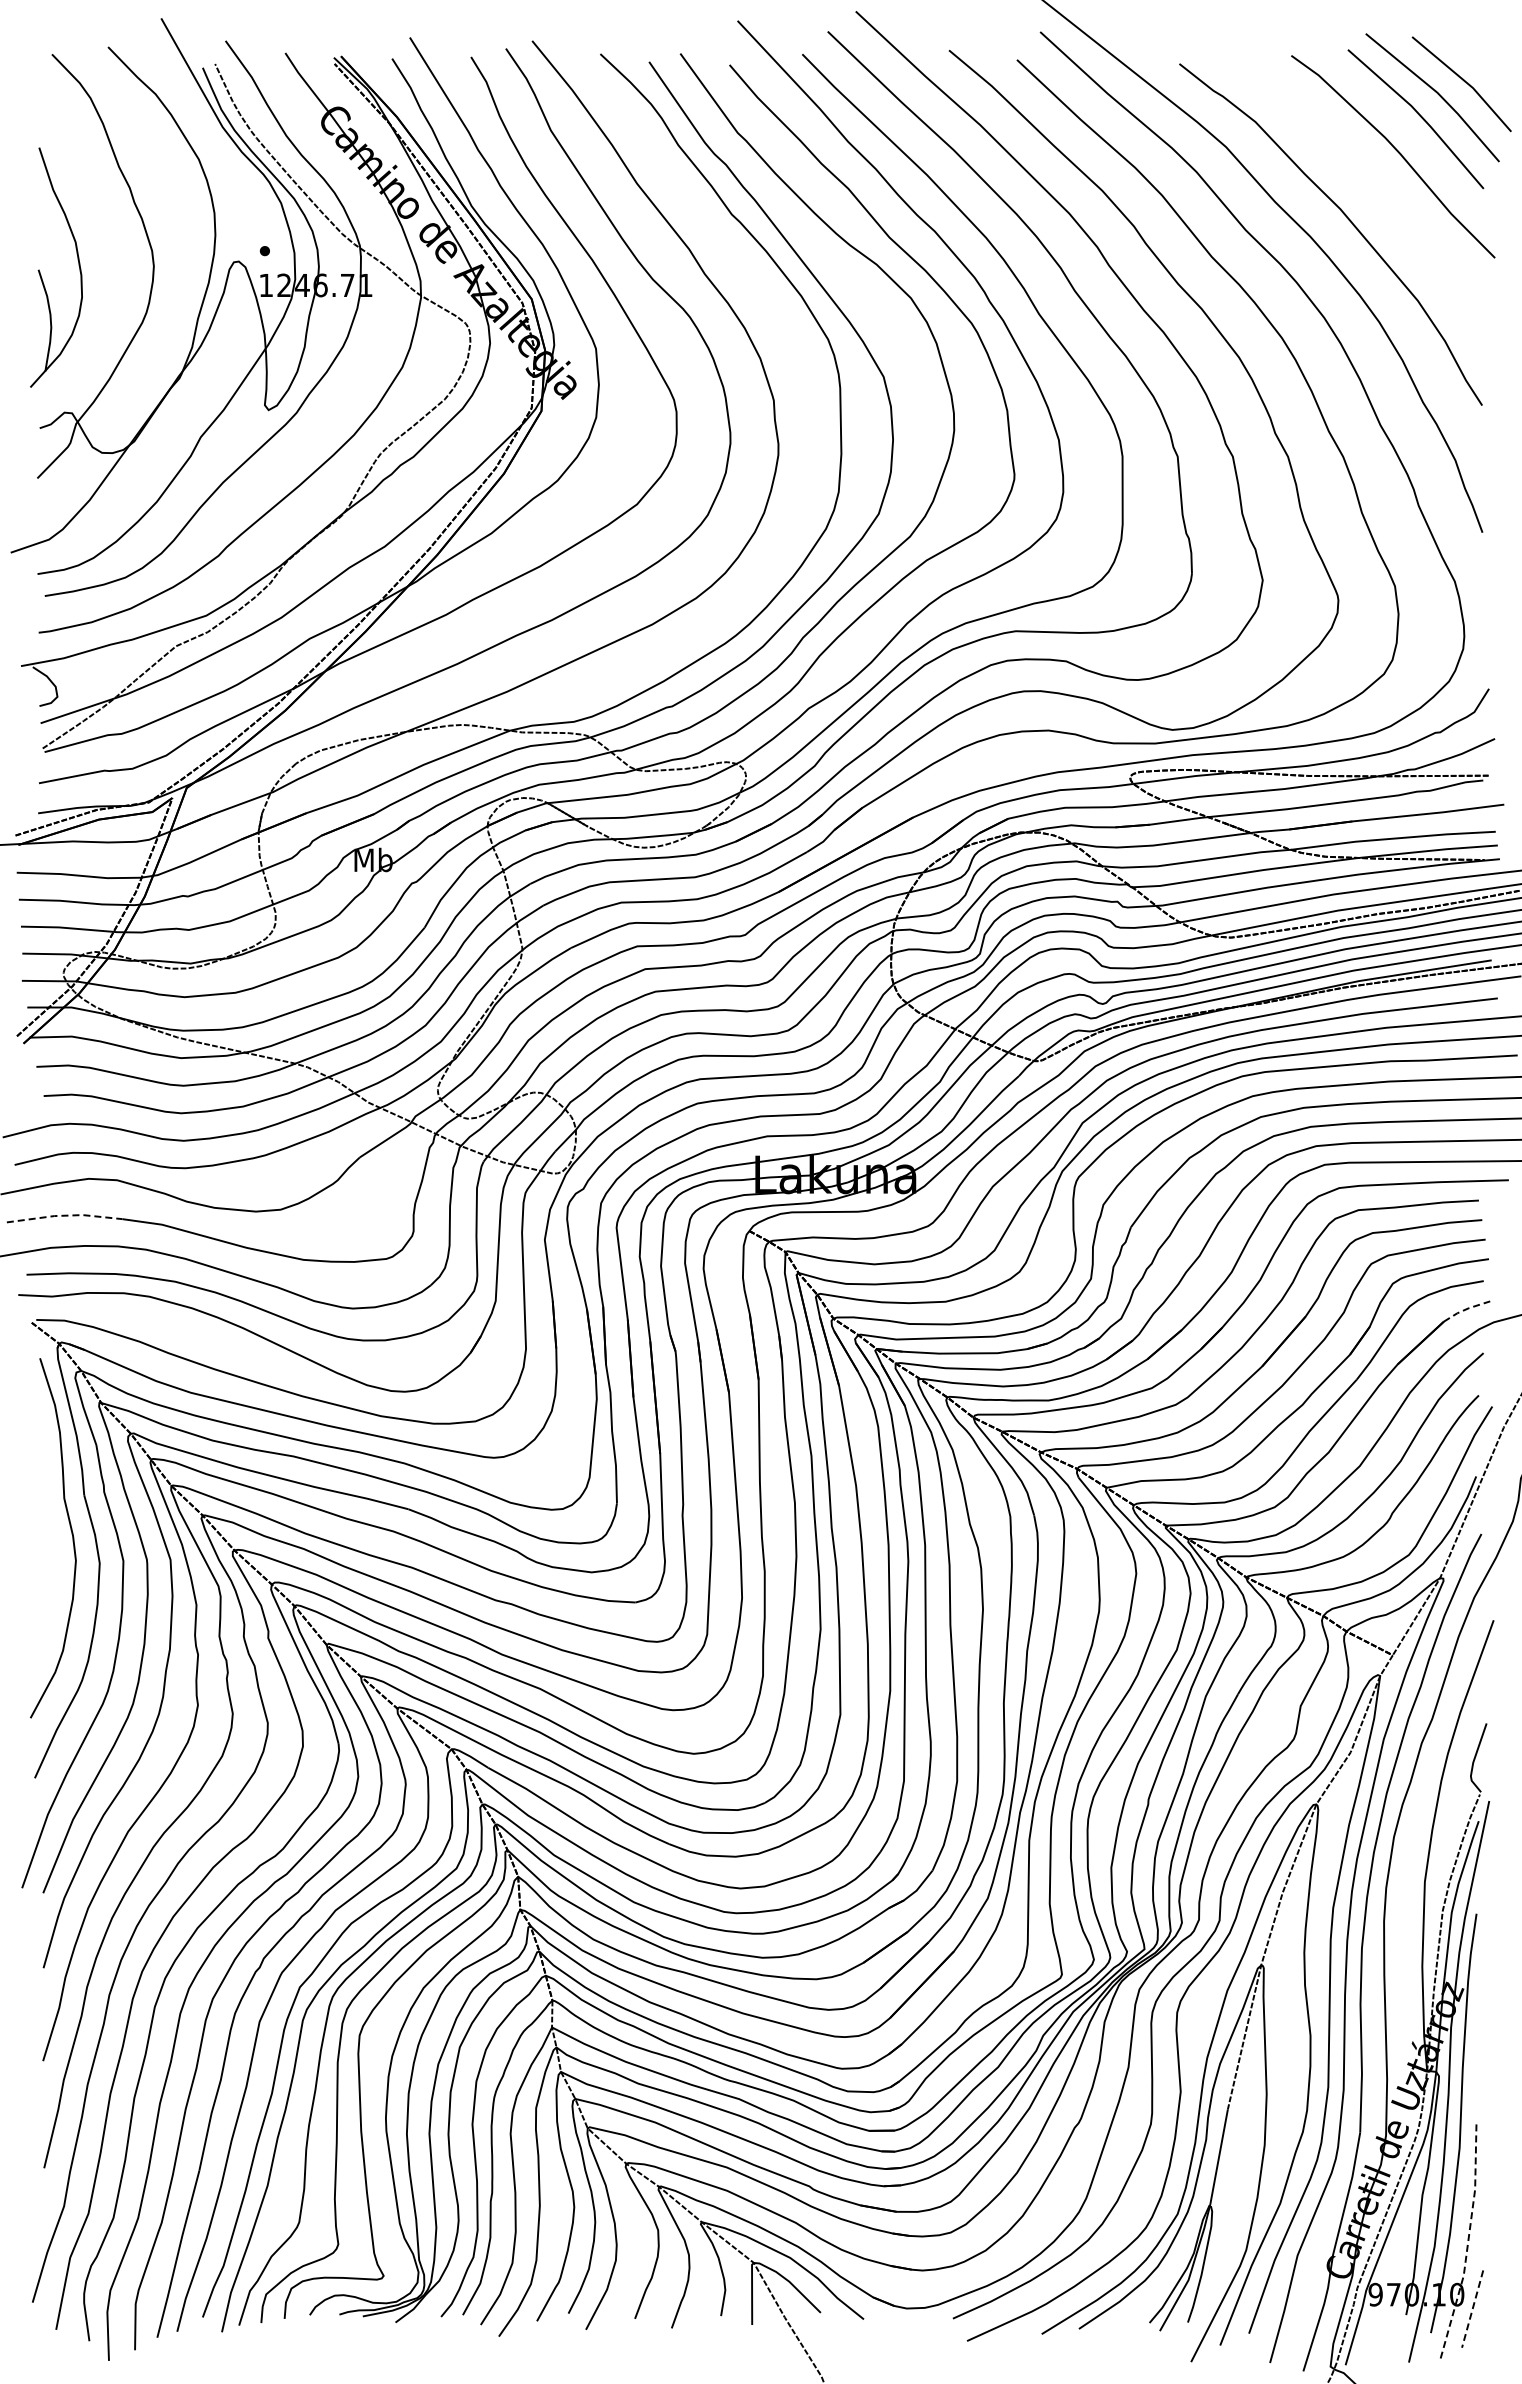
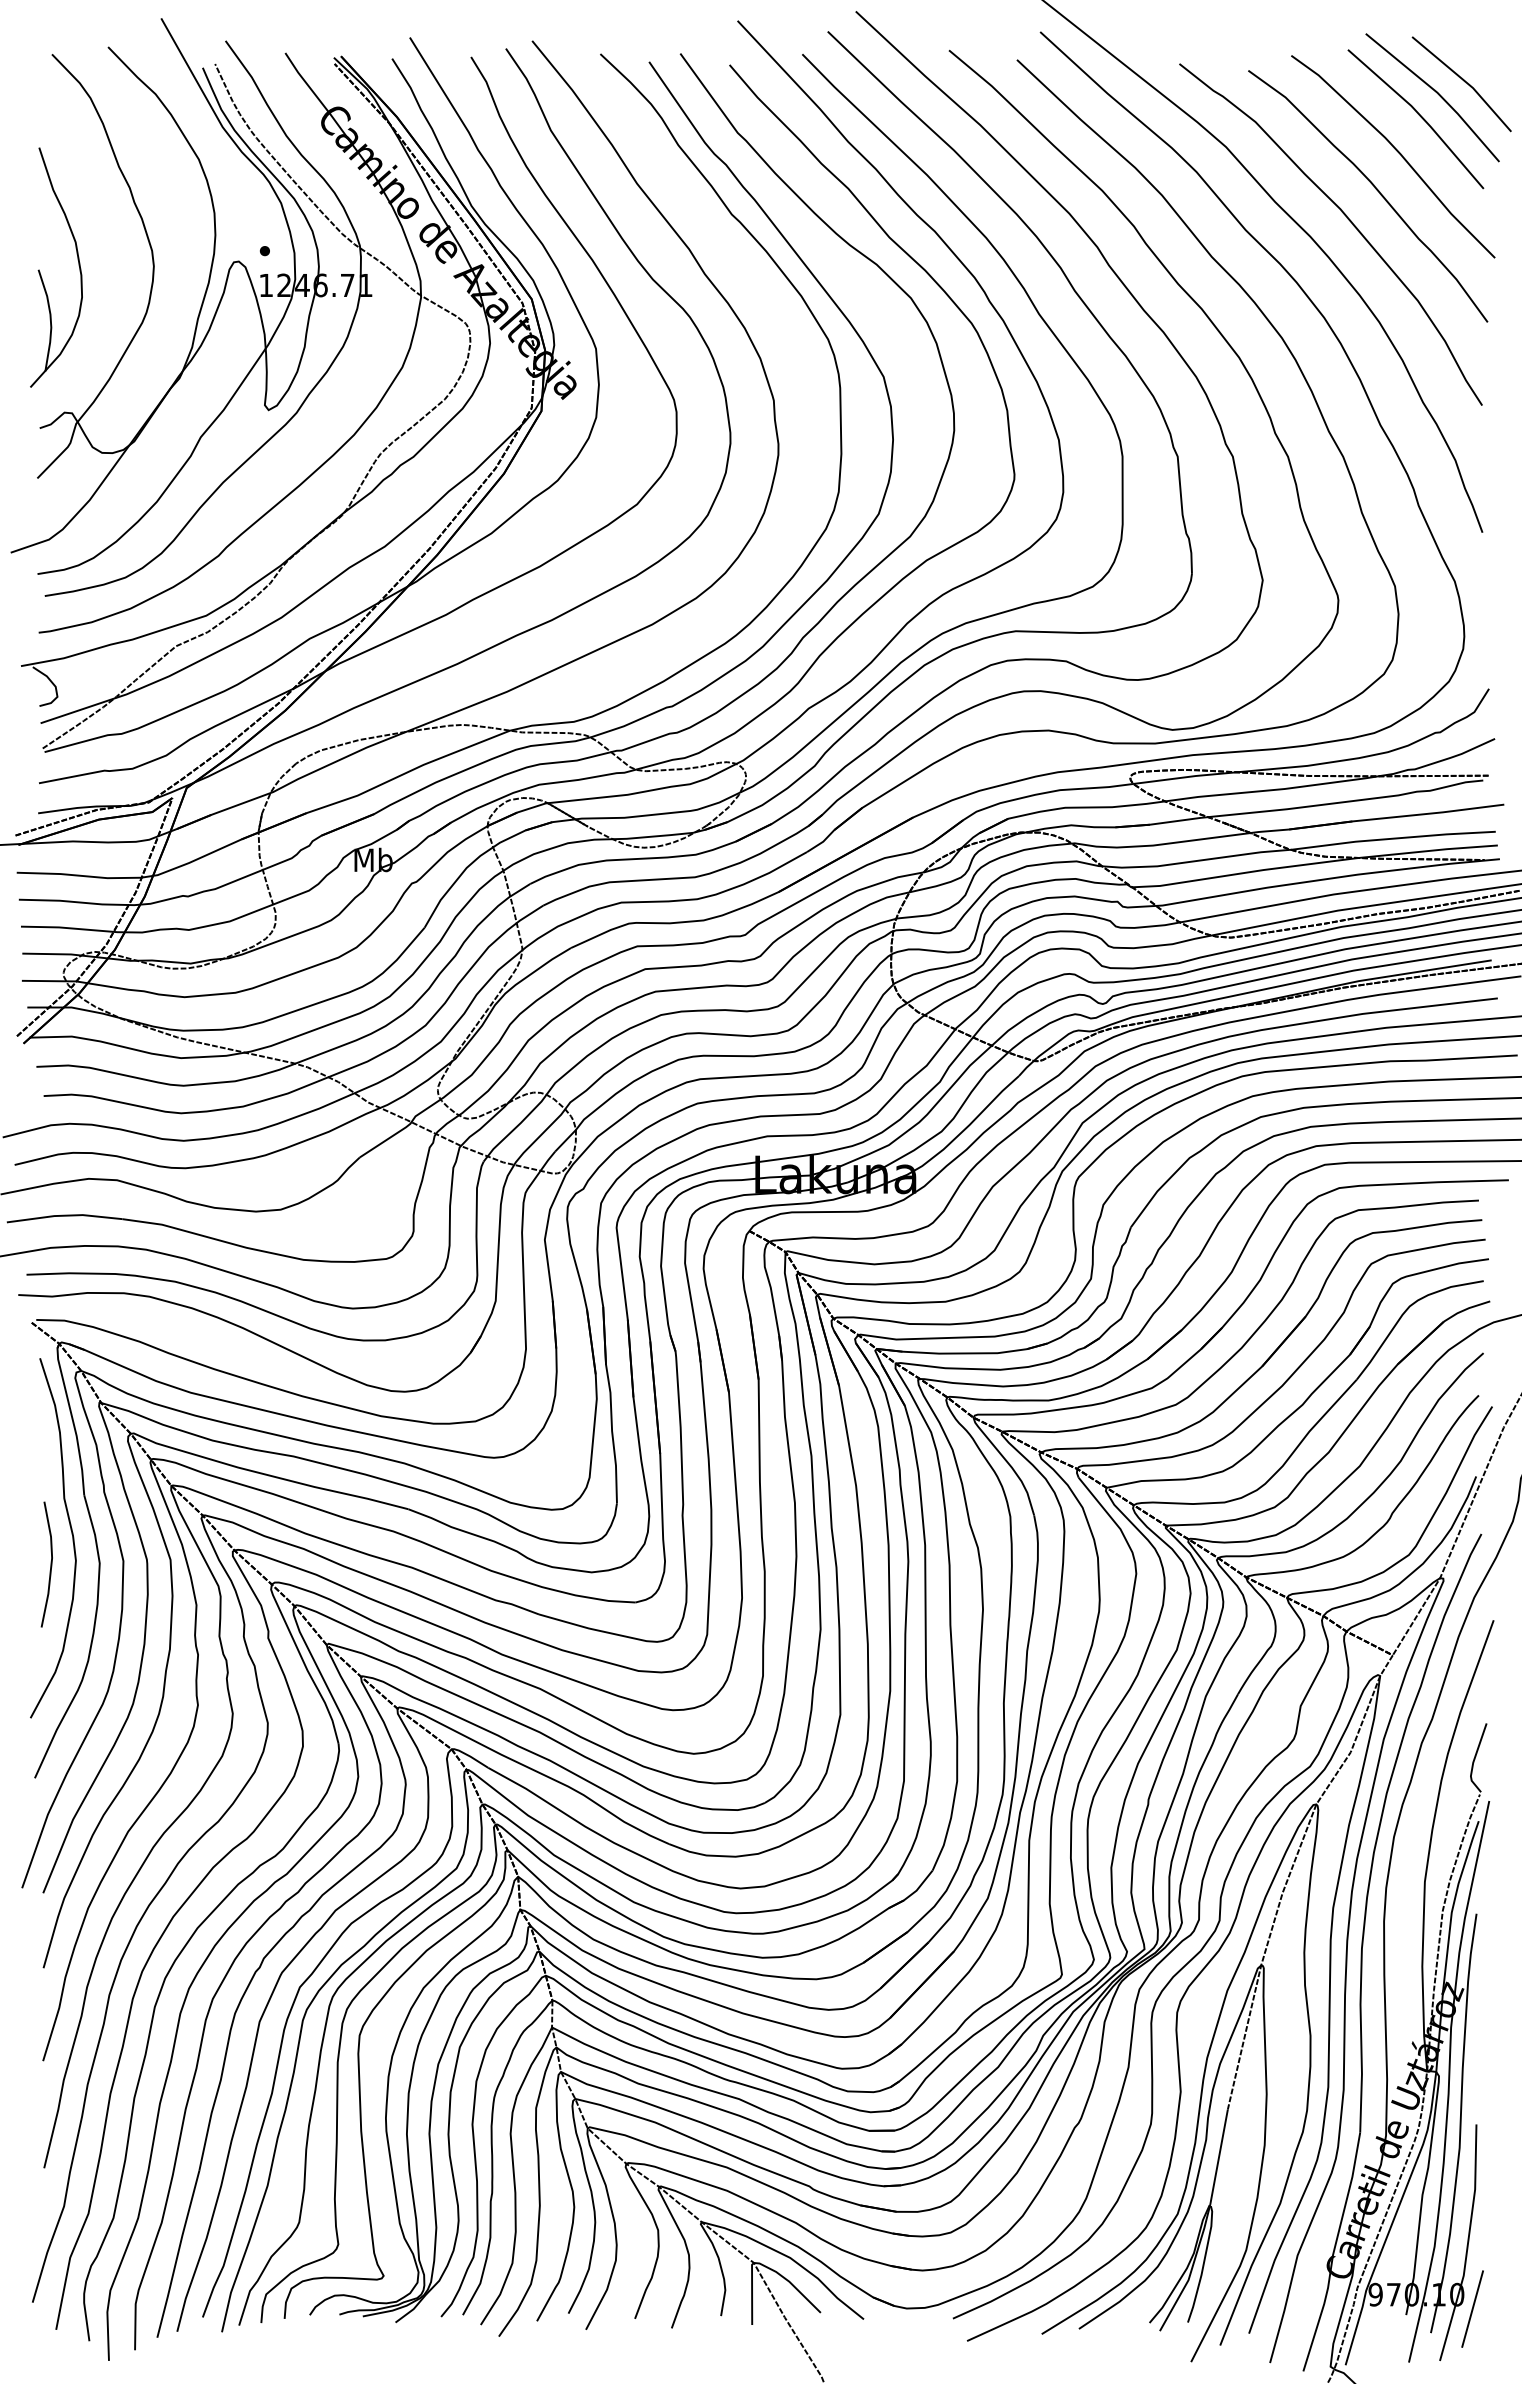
curve: none -> present (1375, 189)
line: dashed -> solid (65, 1215)
line: dashed -> solid (1466, 1309)
line: none -> present (50, 1564)
line: dashed -> solid (1467, 2244)
line: dashed -> solid (1472, 2309)
